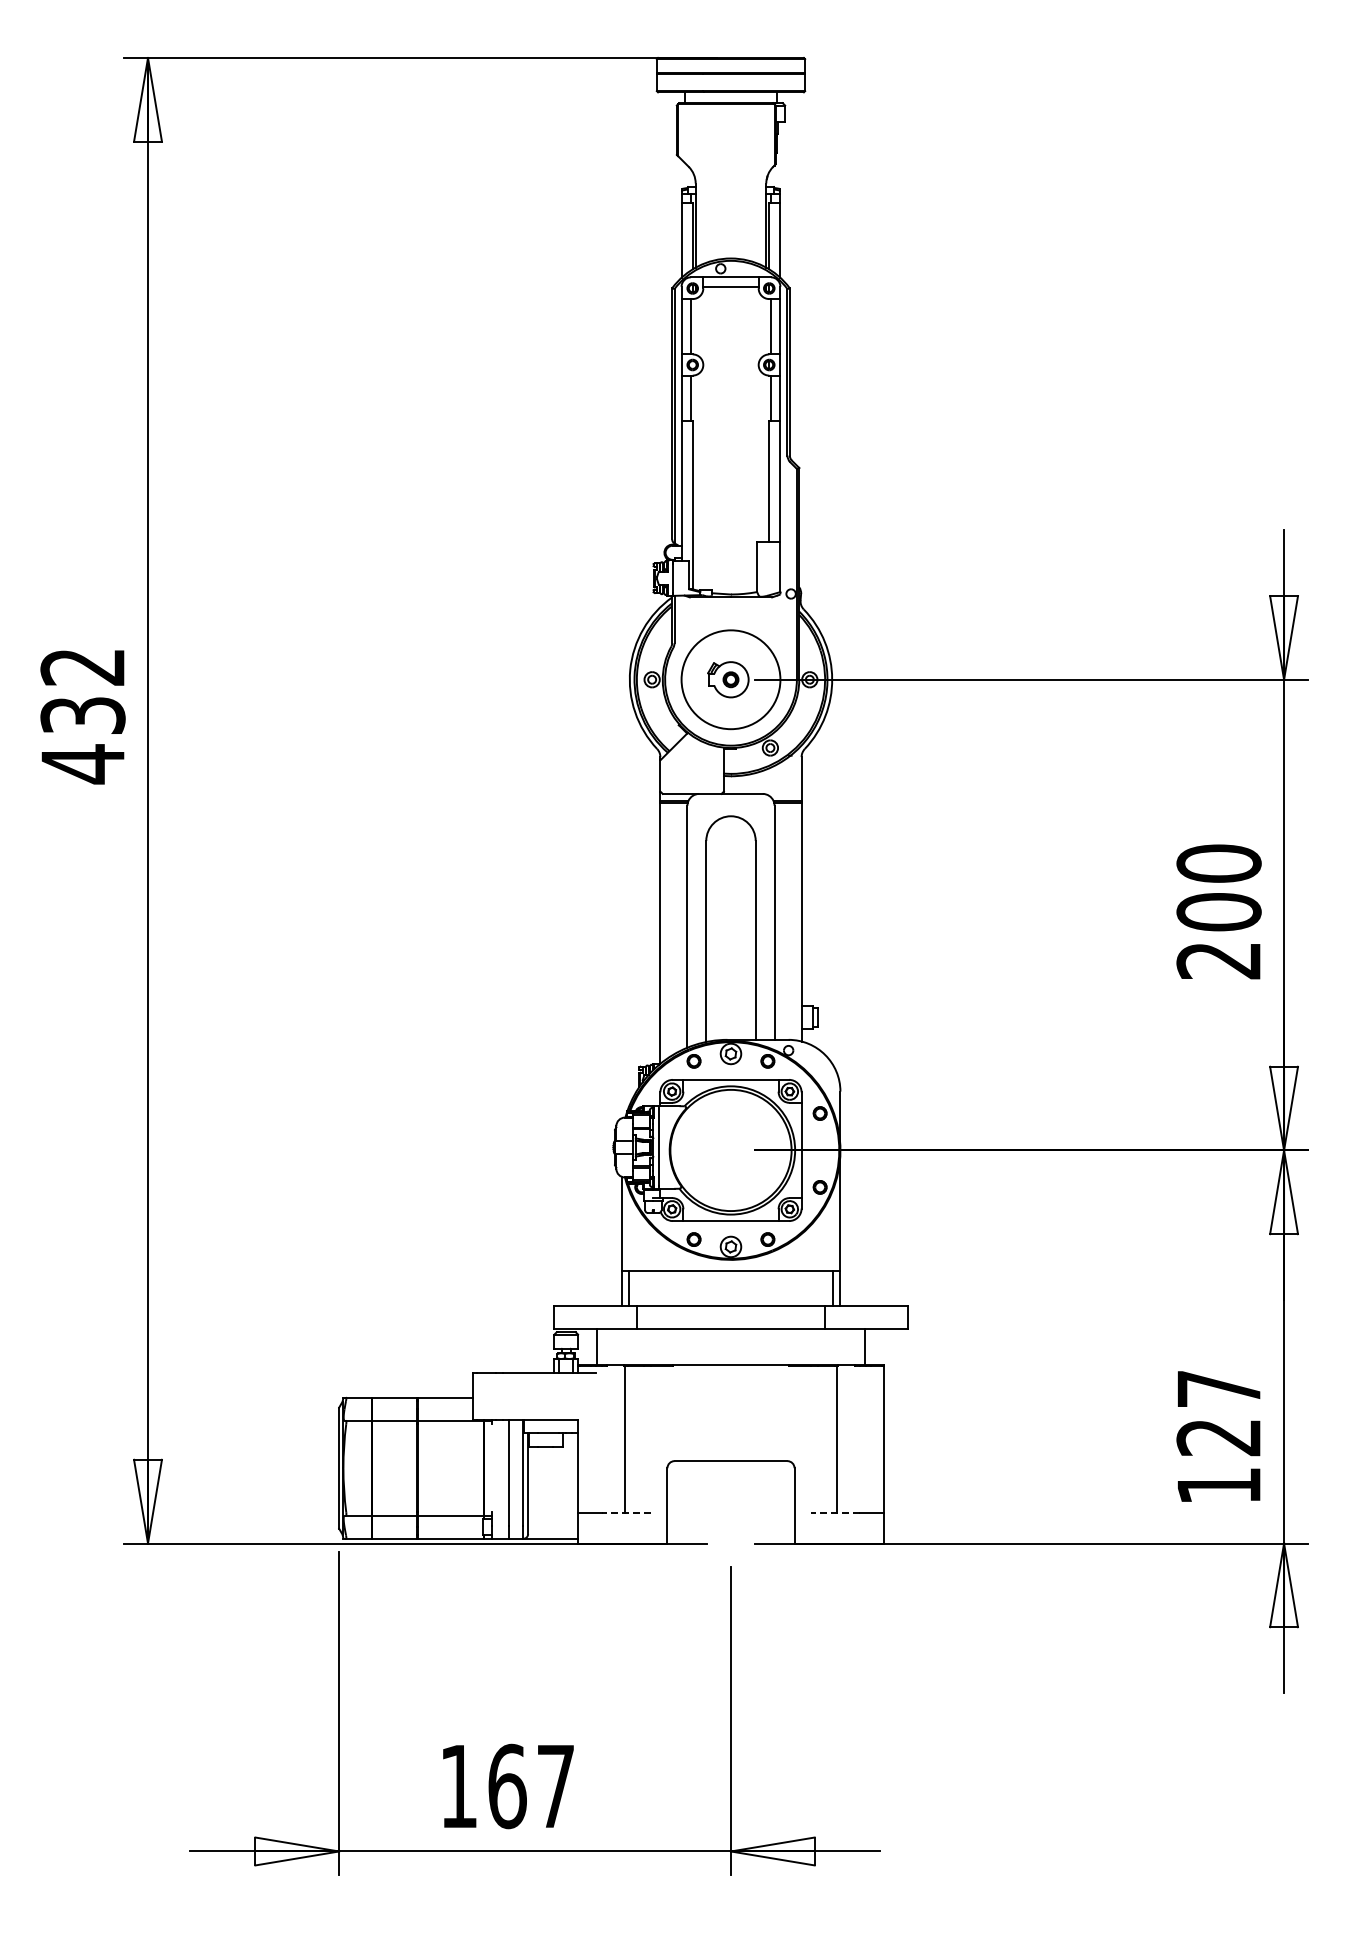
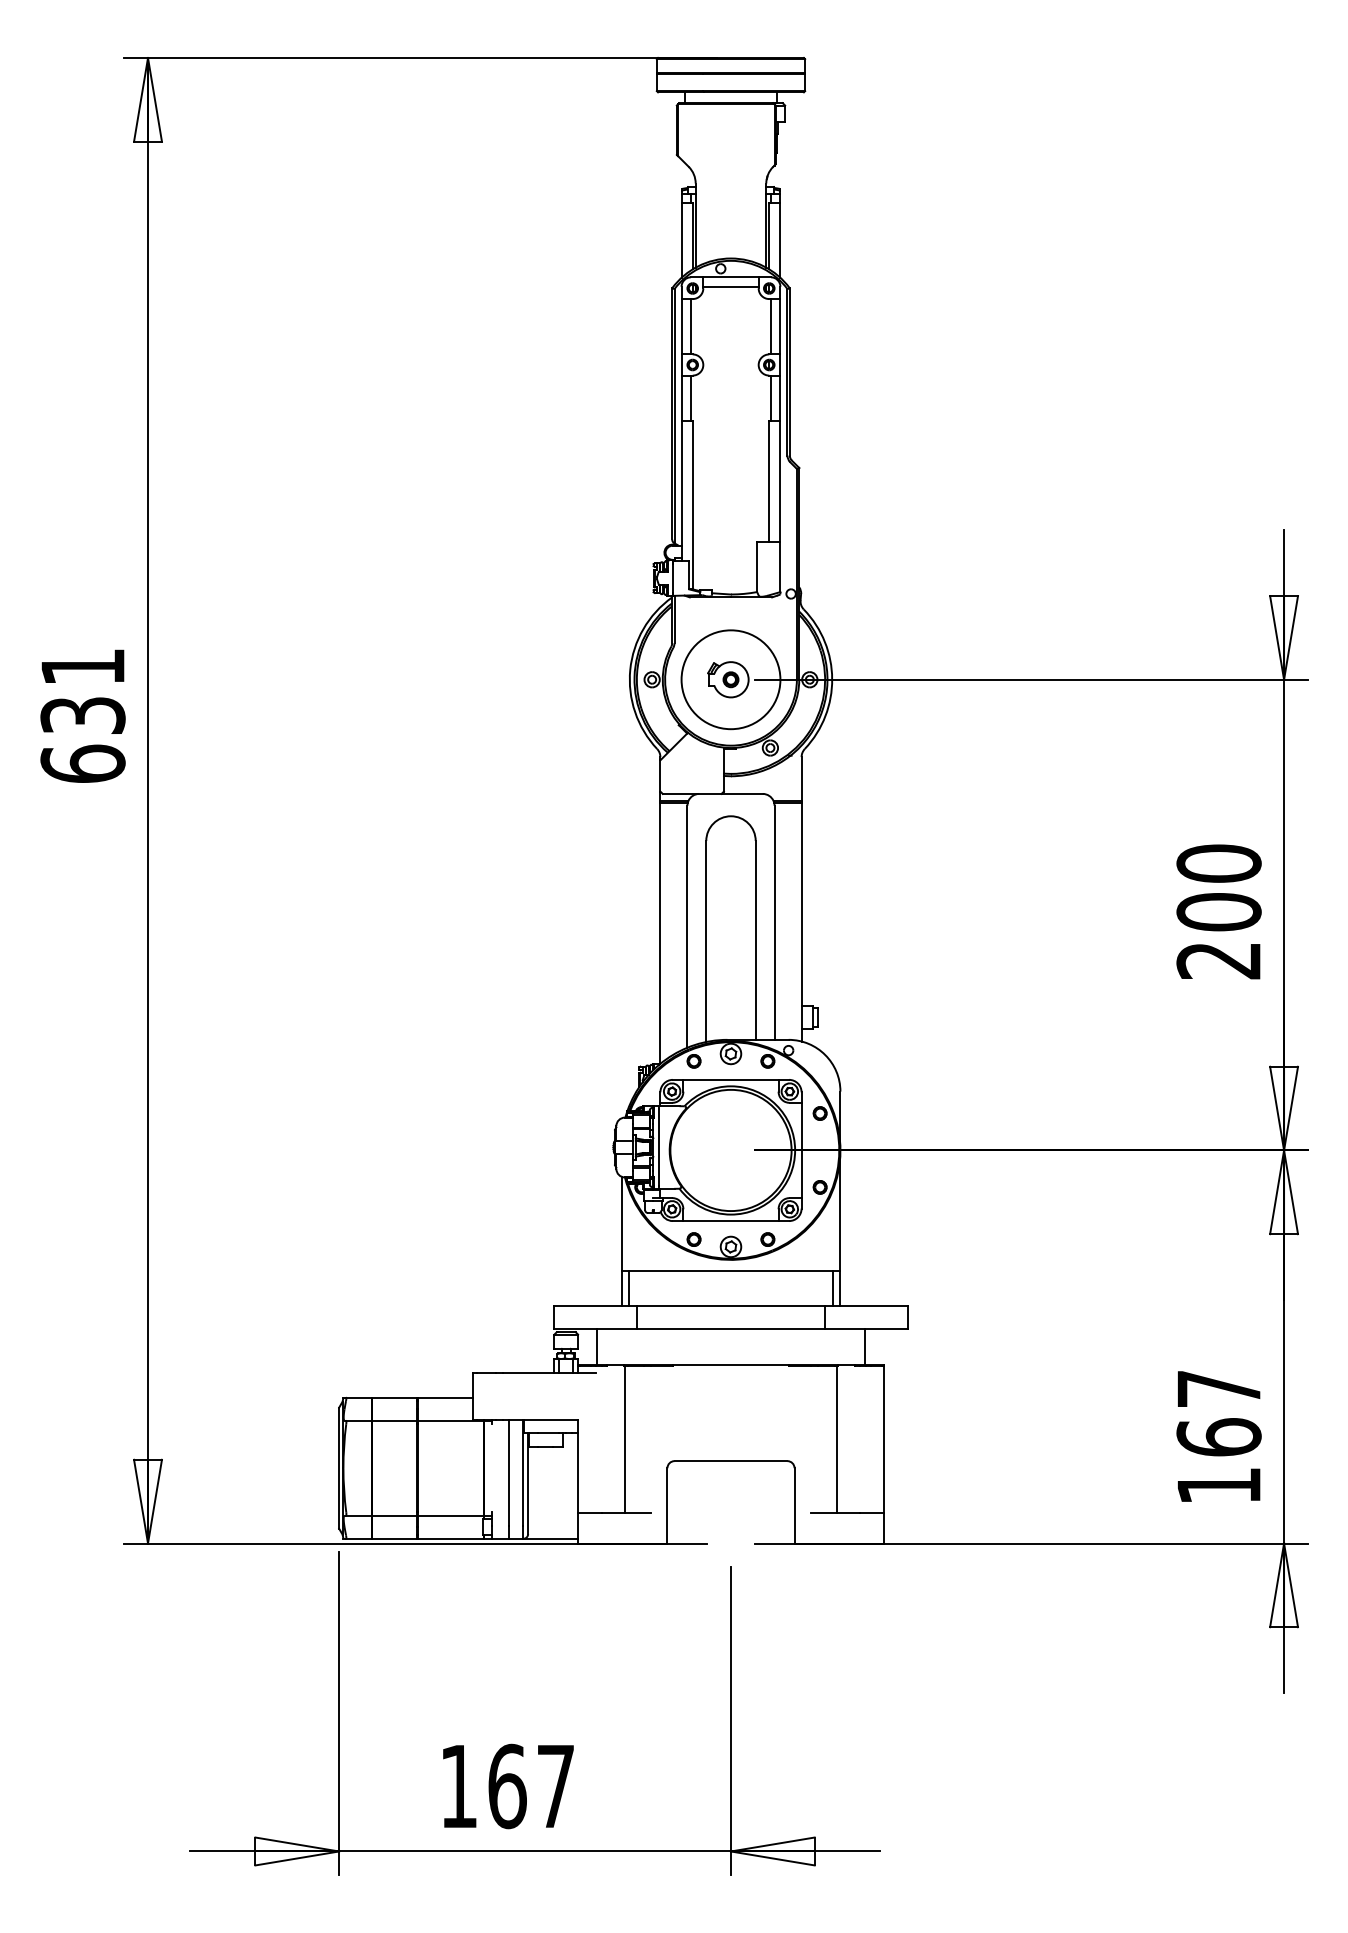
text: 432 -> 631 (82, 716)
text: 127 -> 167 (1218, 1437)
line: dashed -> solid (626, 1512)
line: dashed -> solid (835, 1512)
